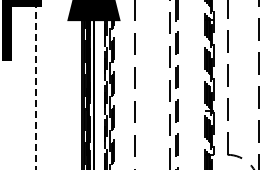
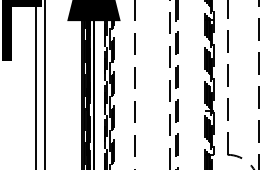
line: dashed -> solid (35, 84)
line: none -> present (44, 84)
